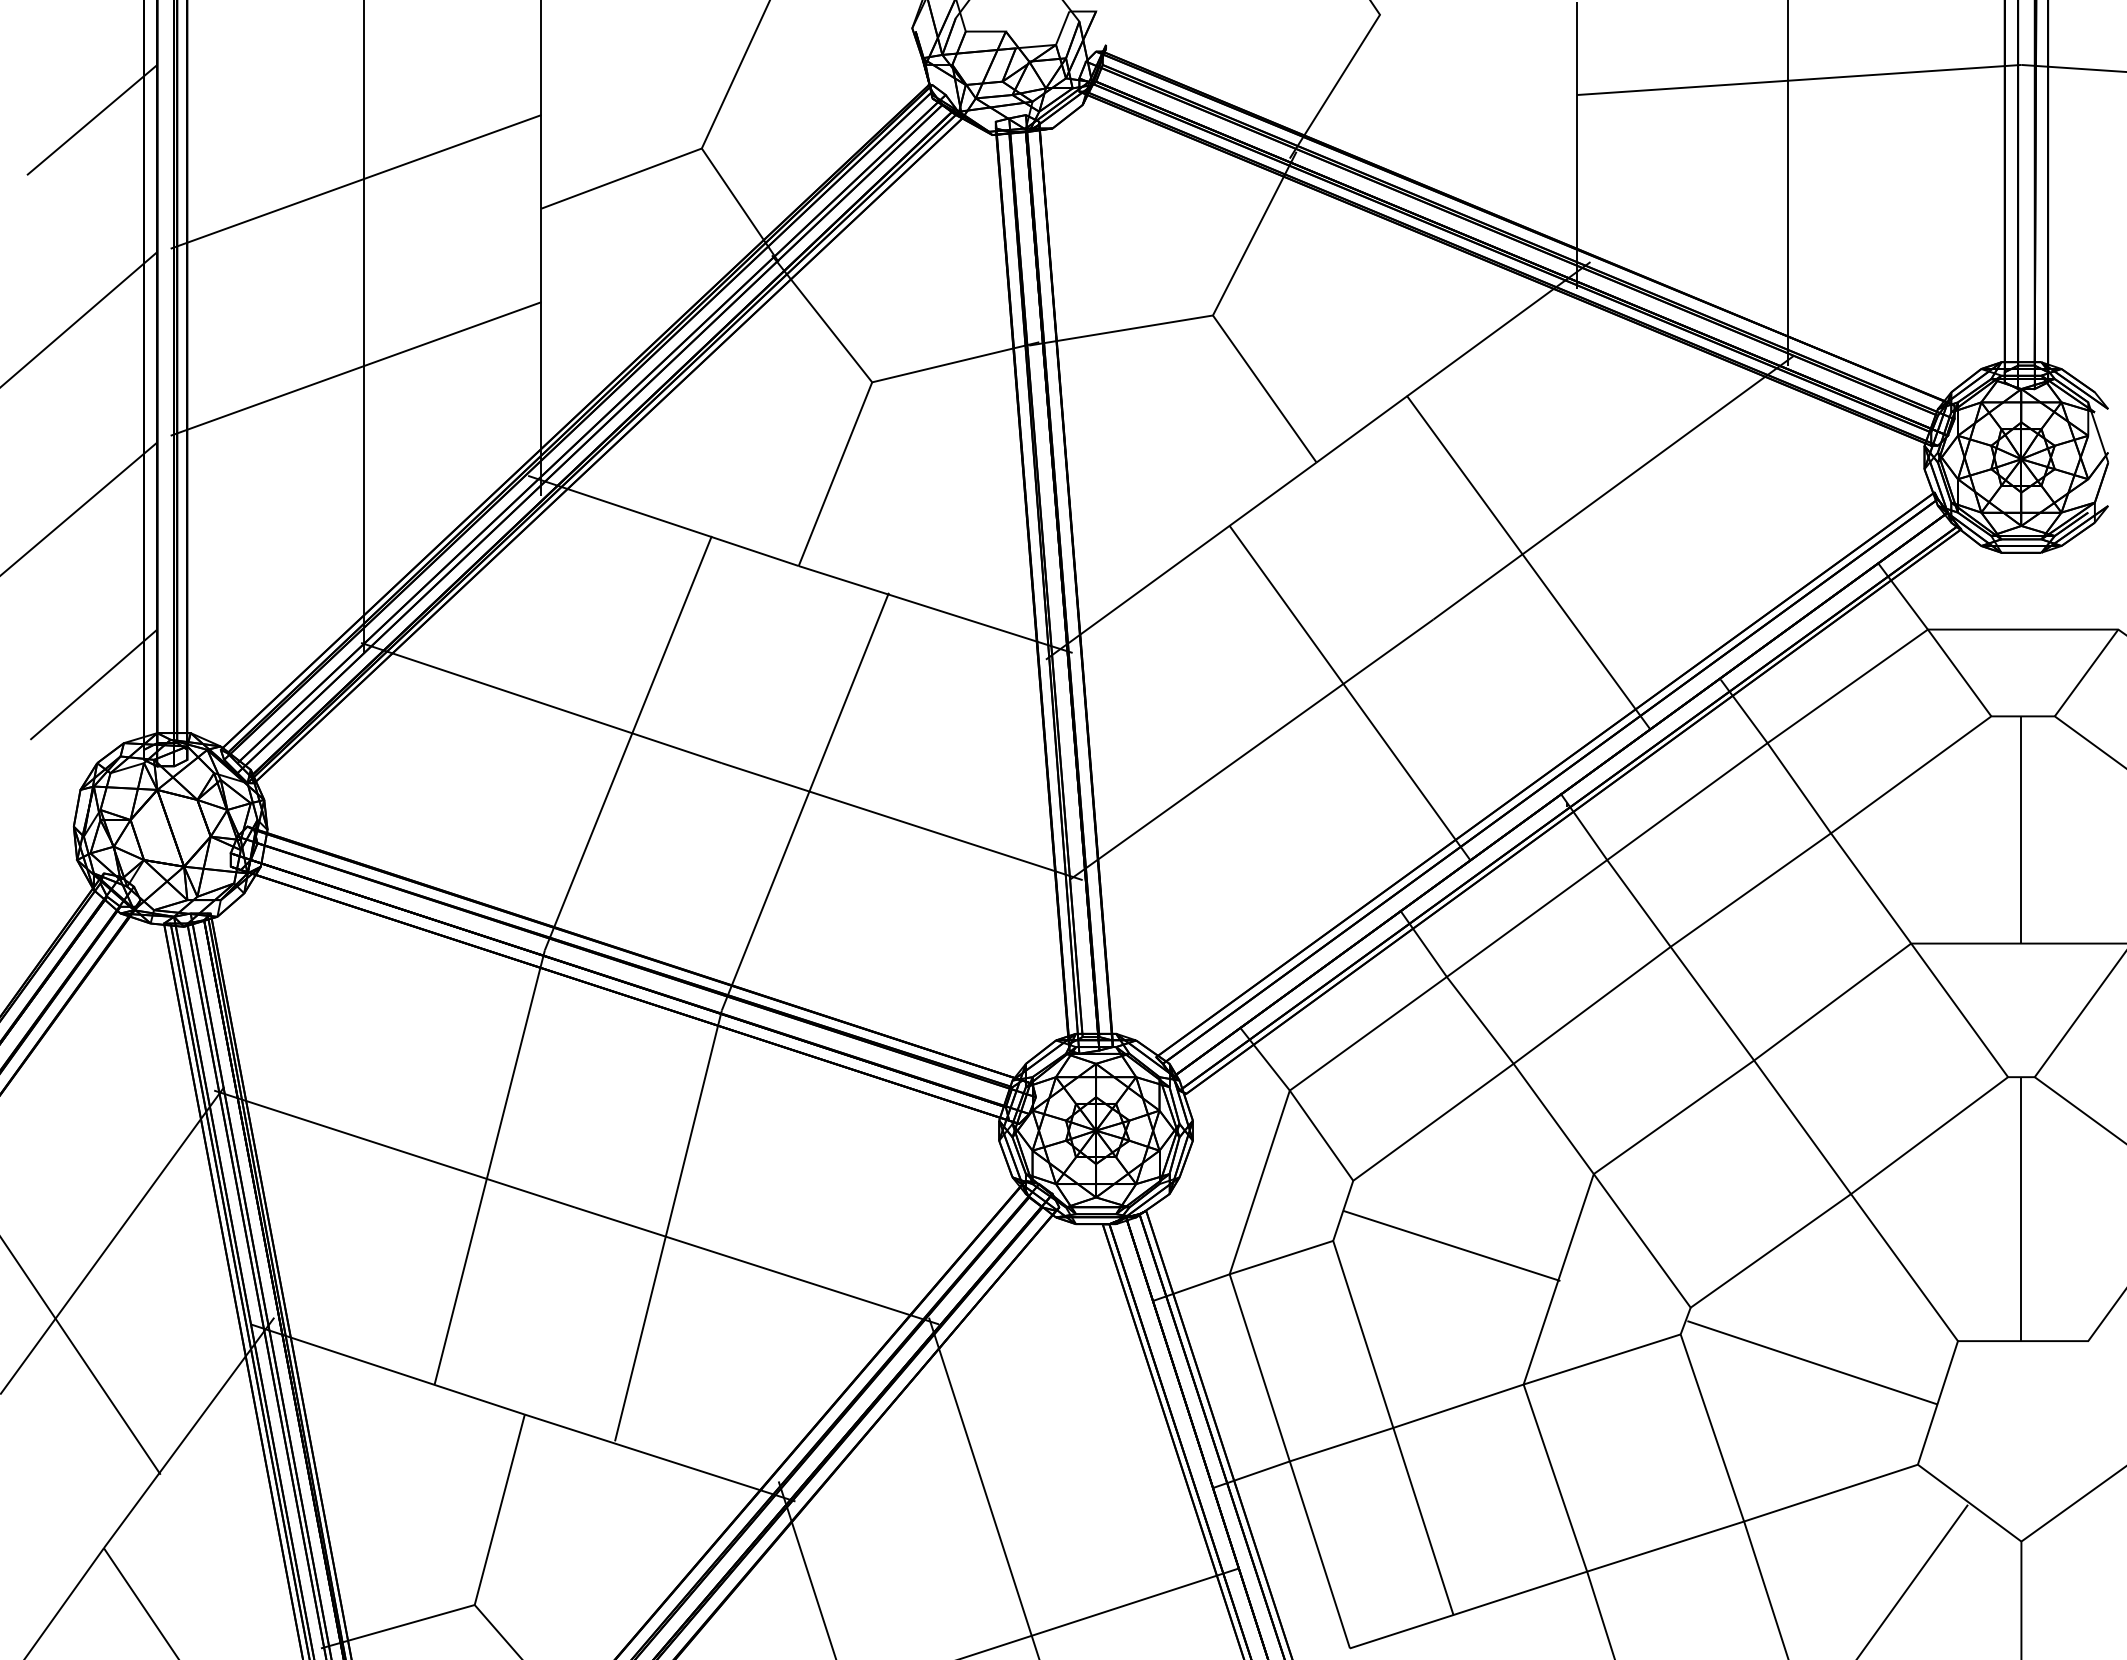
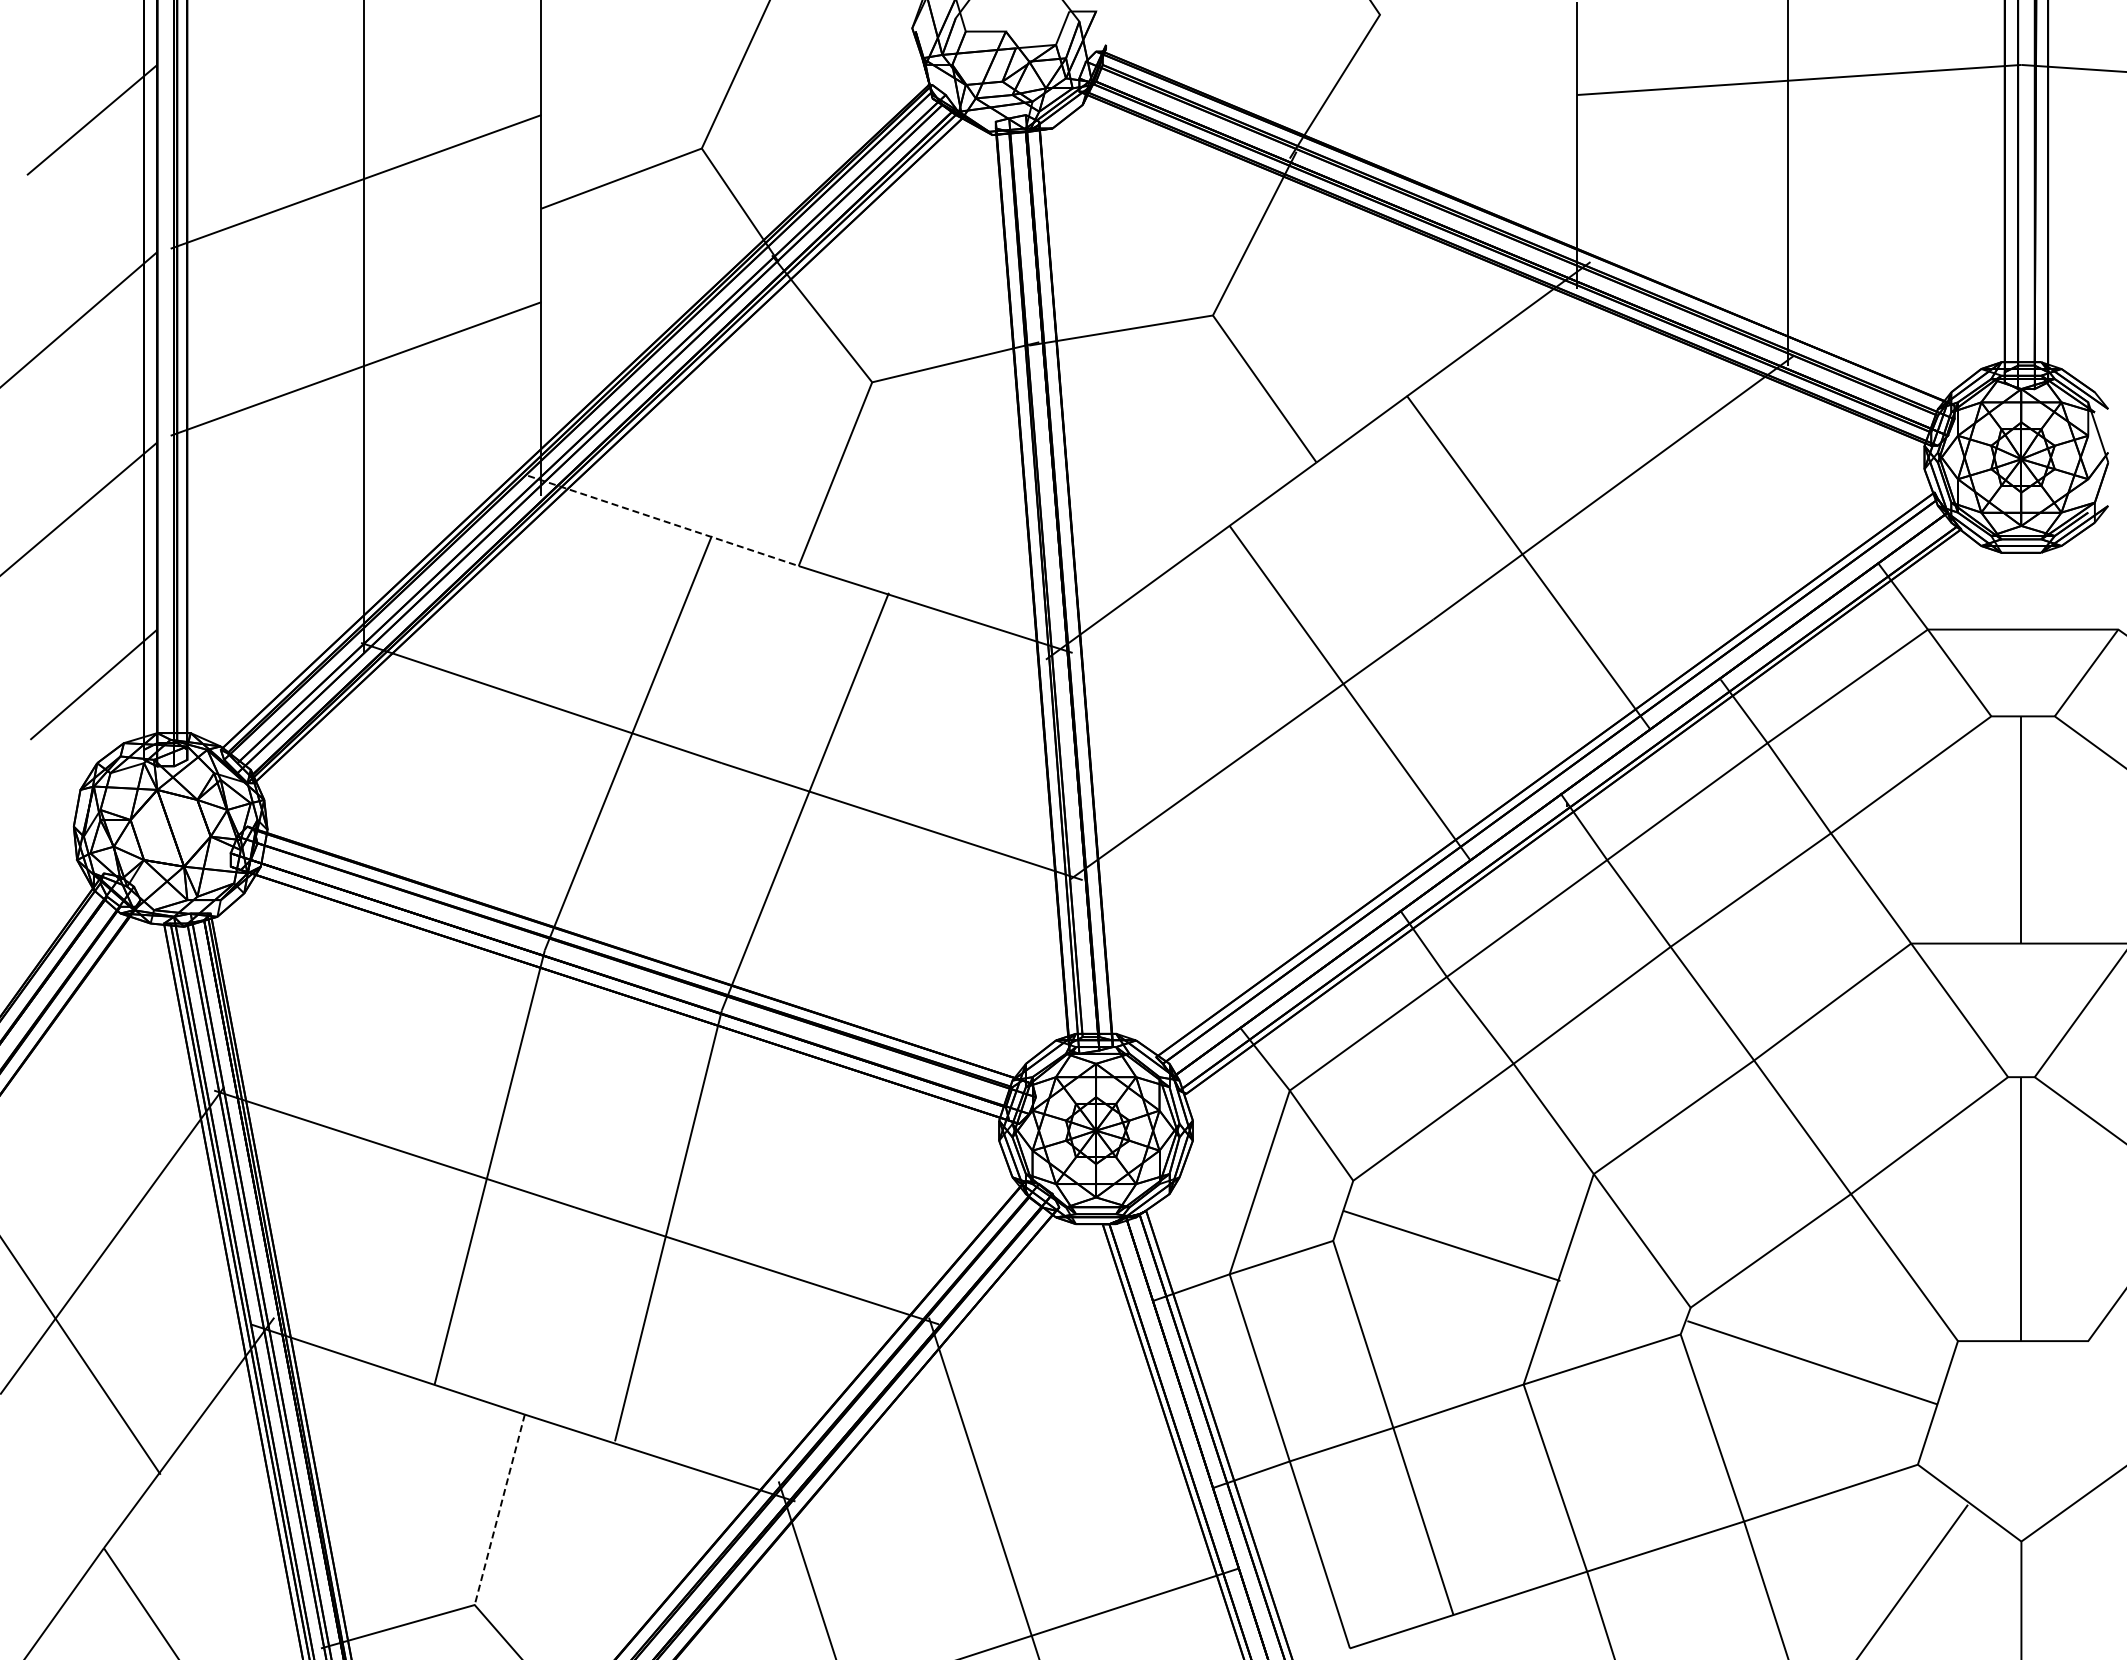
line: solid -> dashed (663, 520)
line: solid -> dashed (499, 1510)
